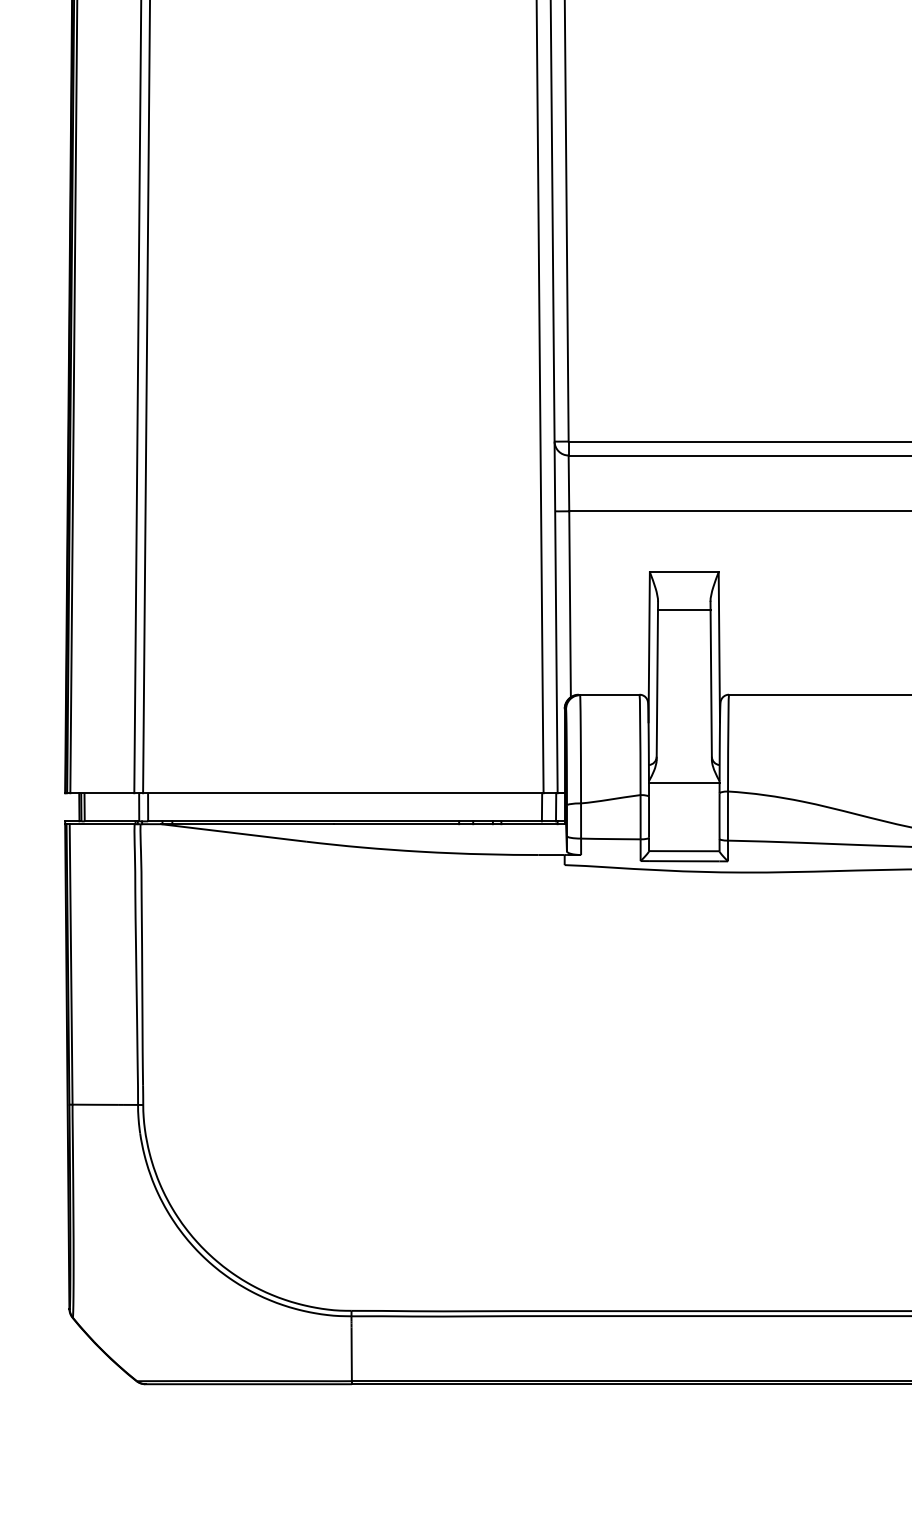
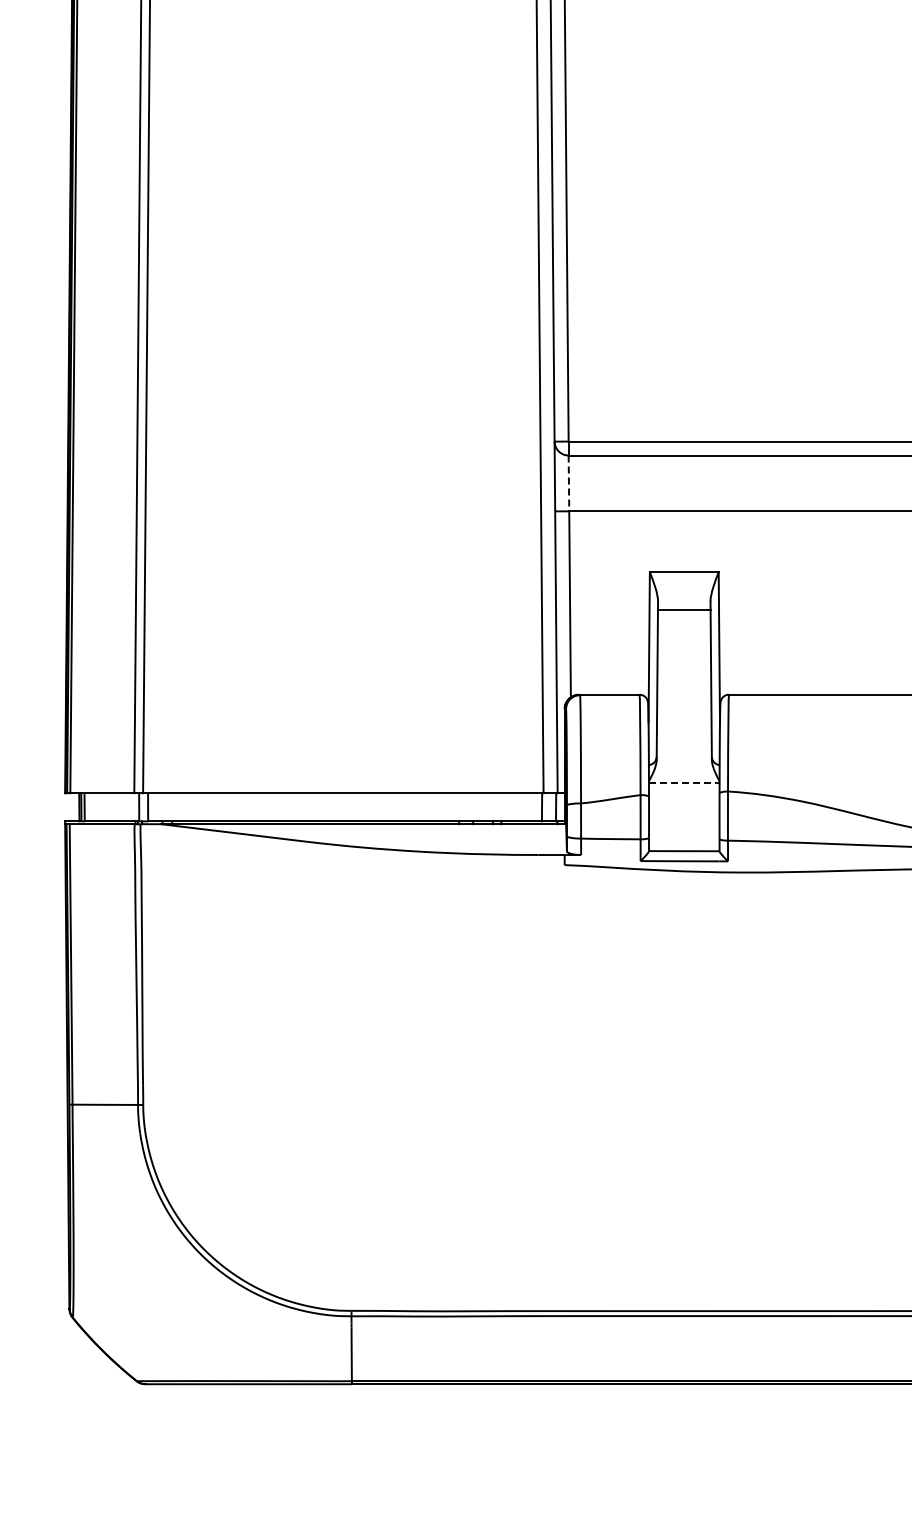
line: solid -> dashed (568, 483)
line: solid -> dashed (684, 782)
